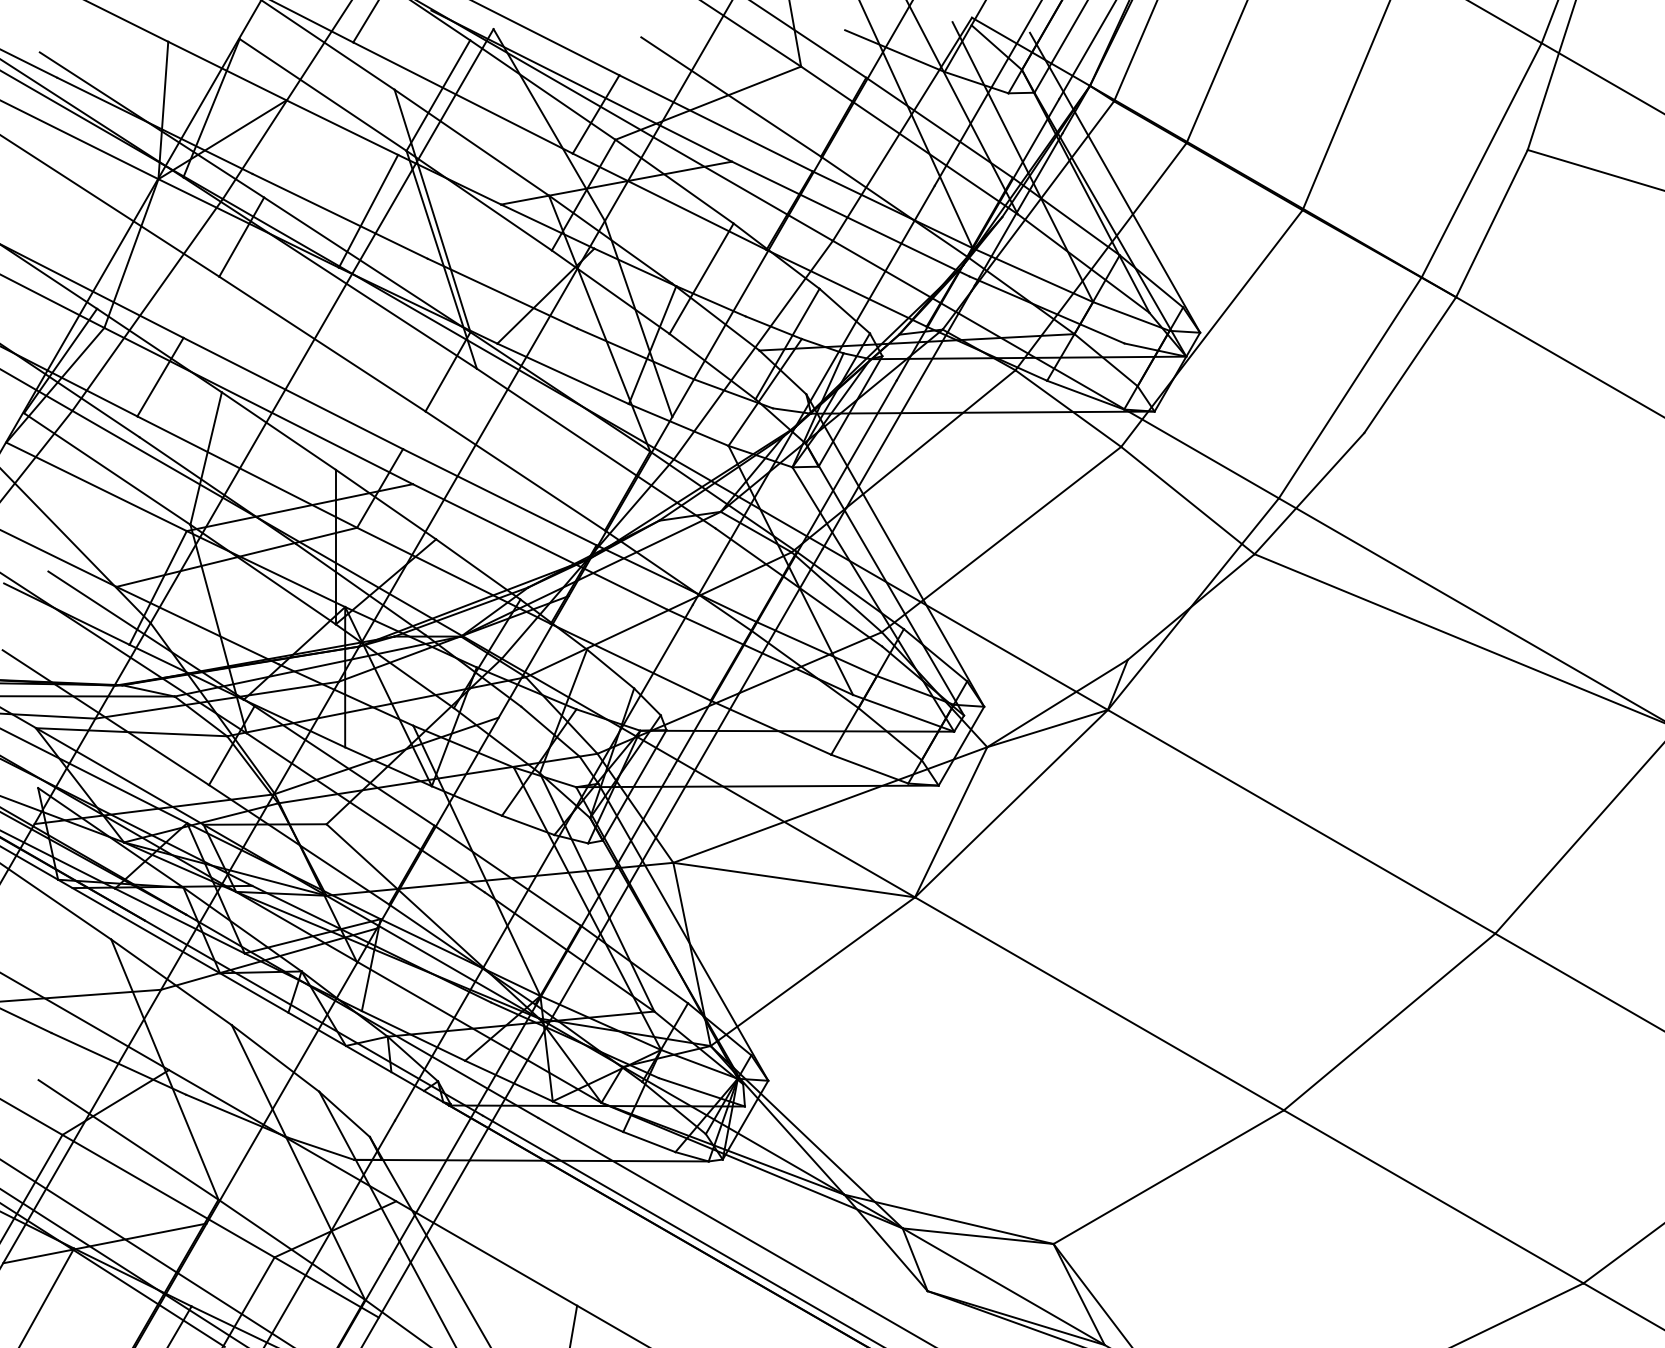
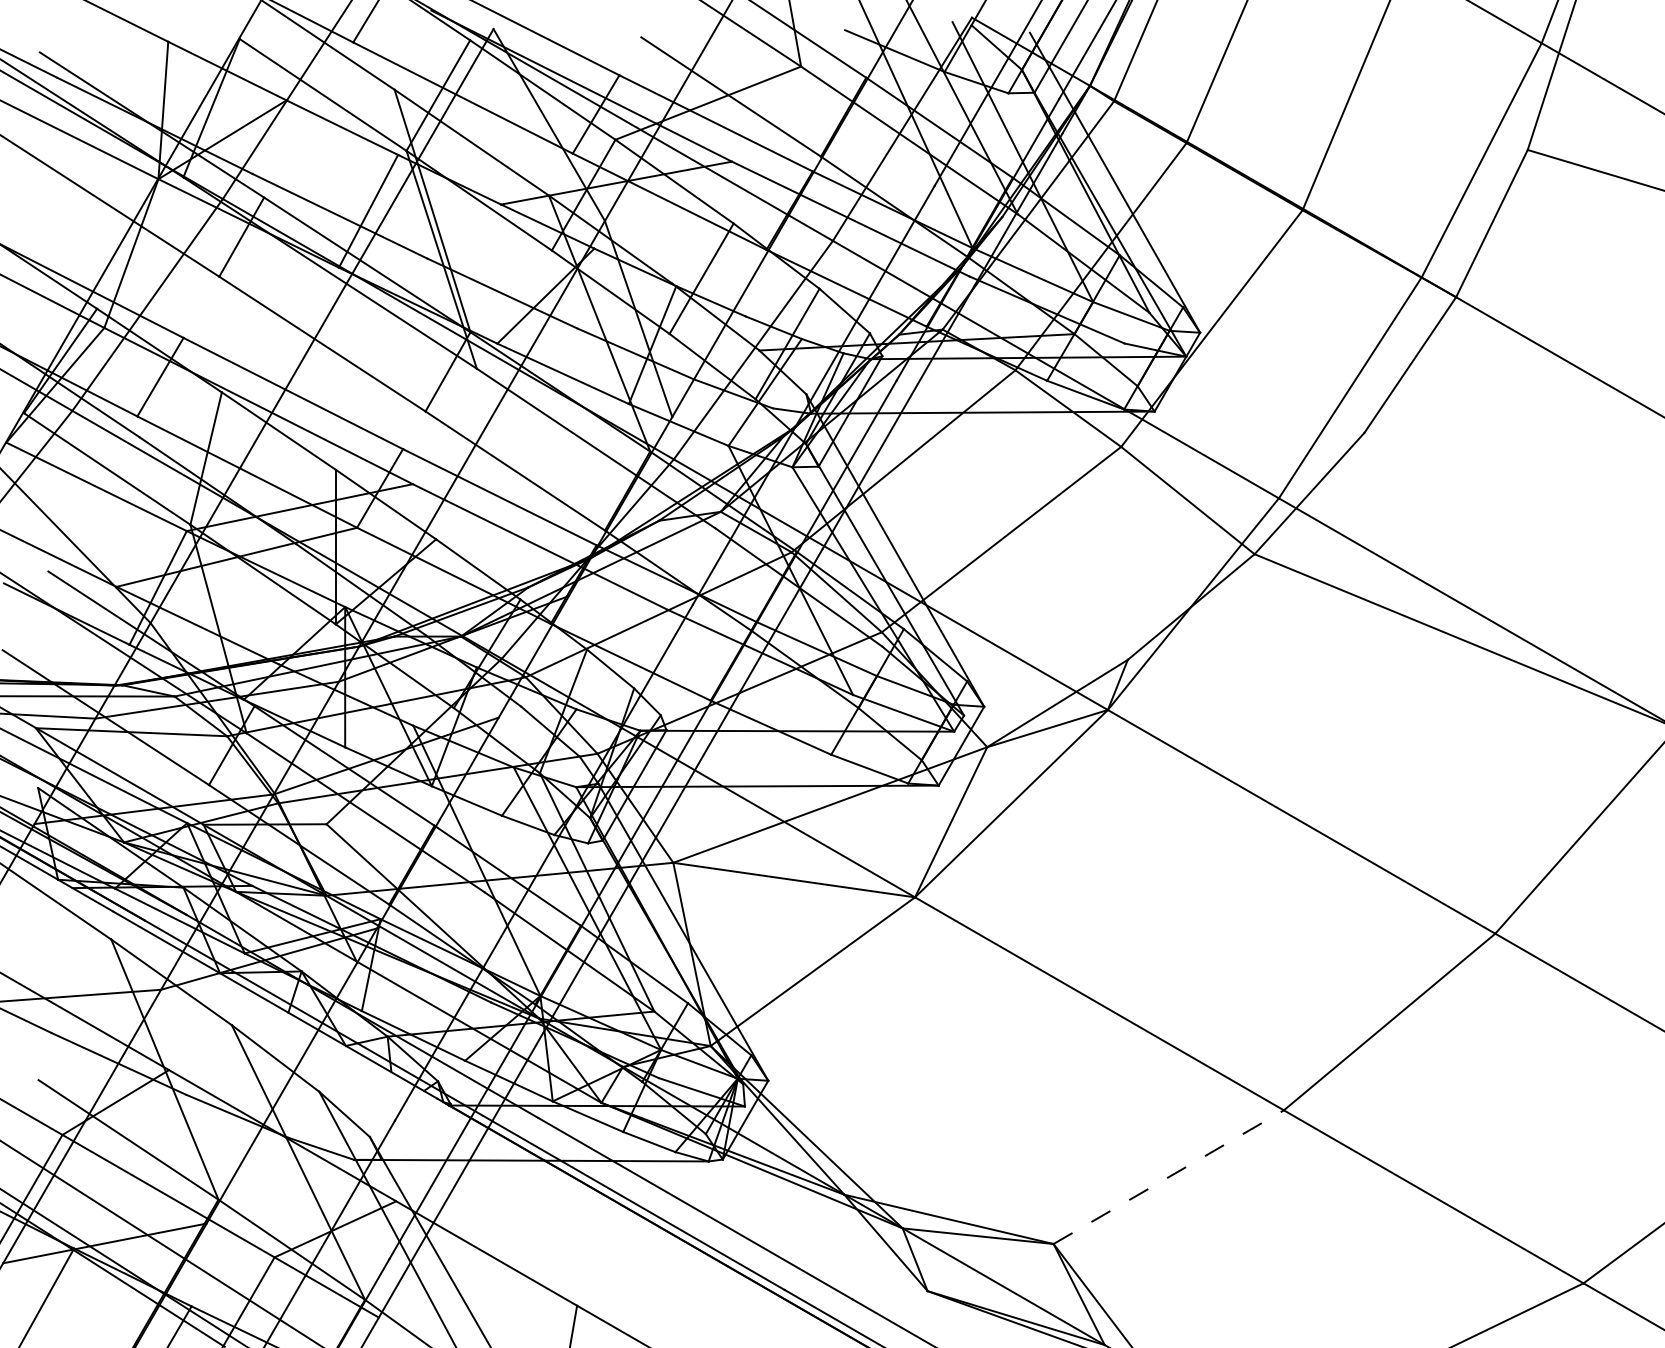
line: solid -> dashed (1169, 1176)
line position: (145, 1252) -> (160, 1242) (160, 1242)
